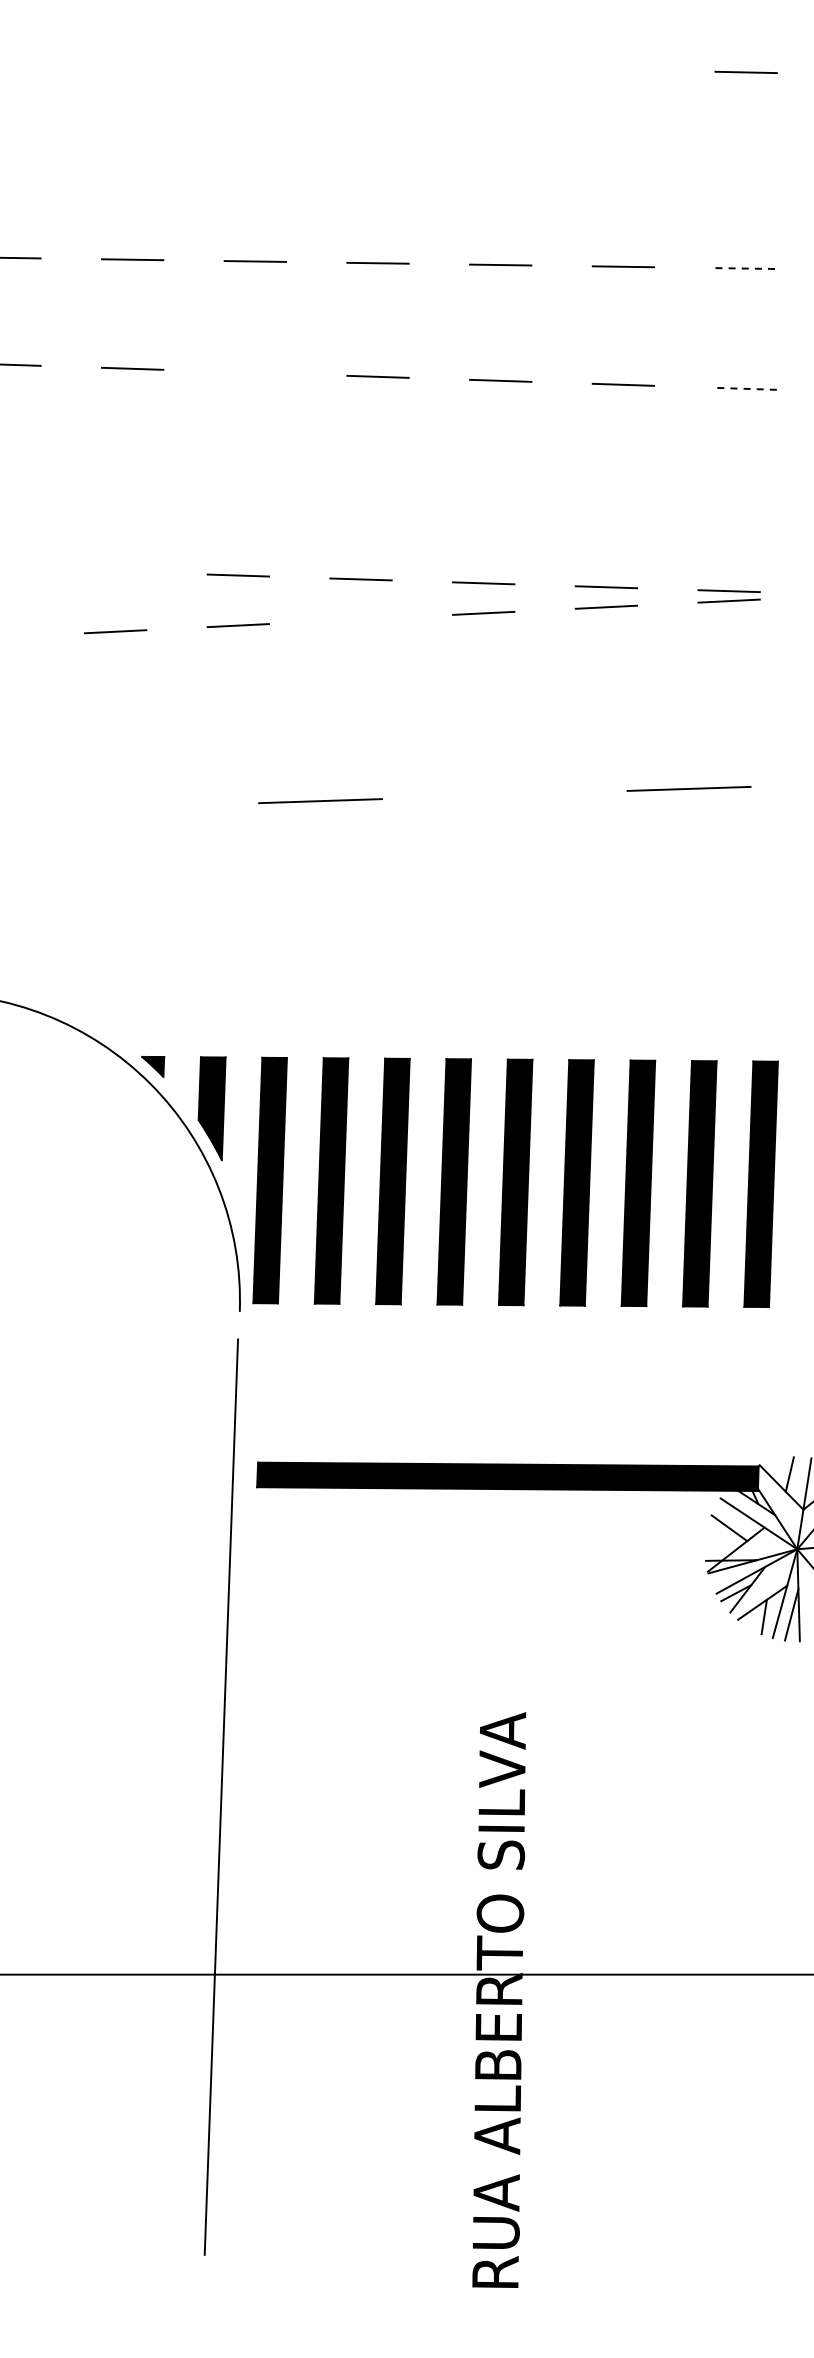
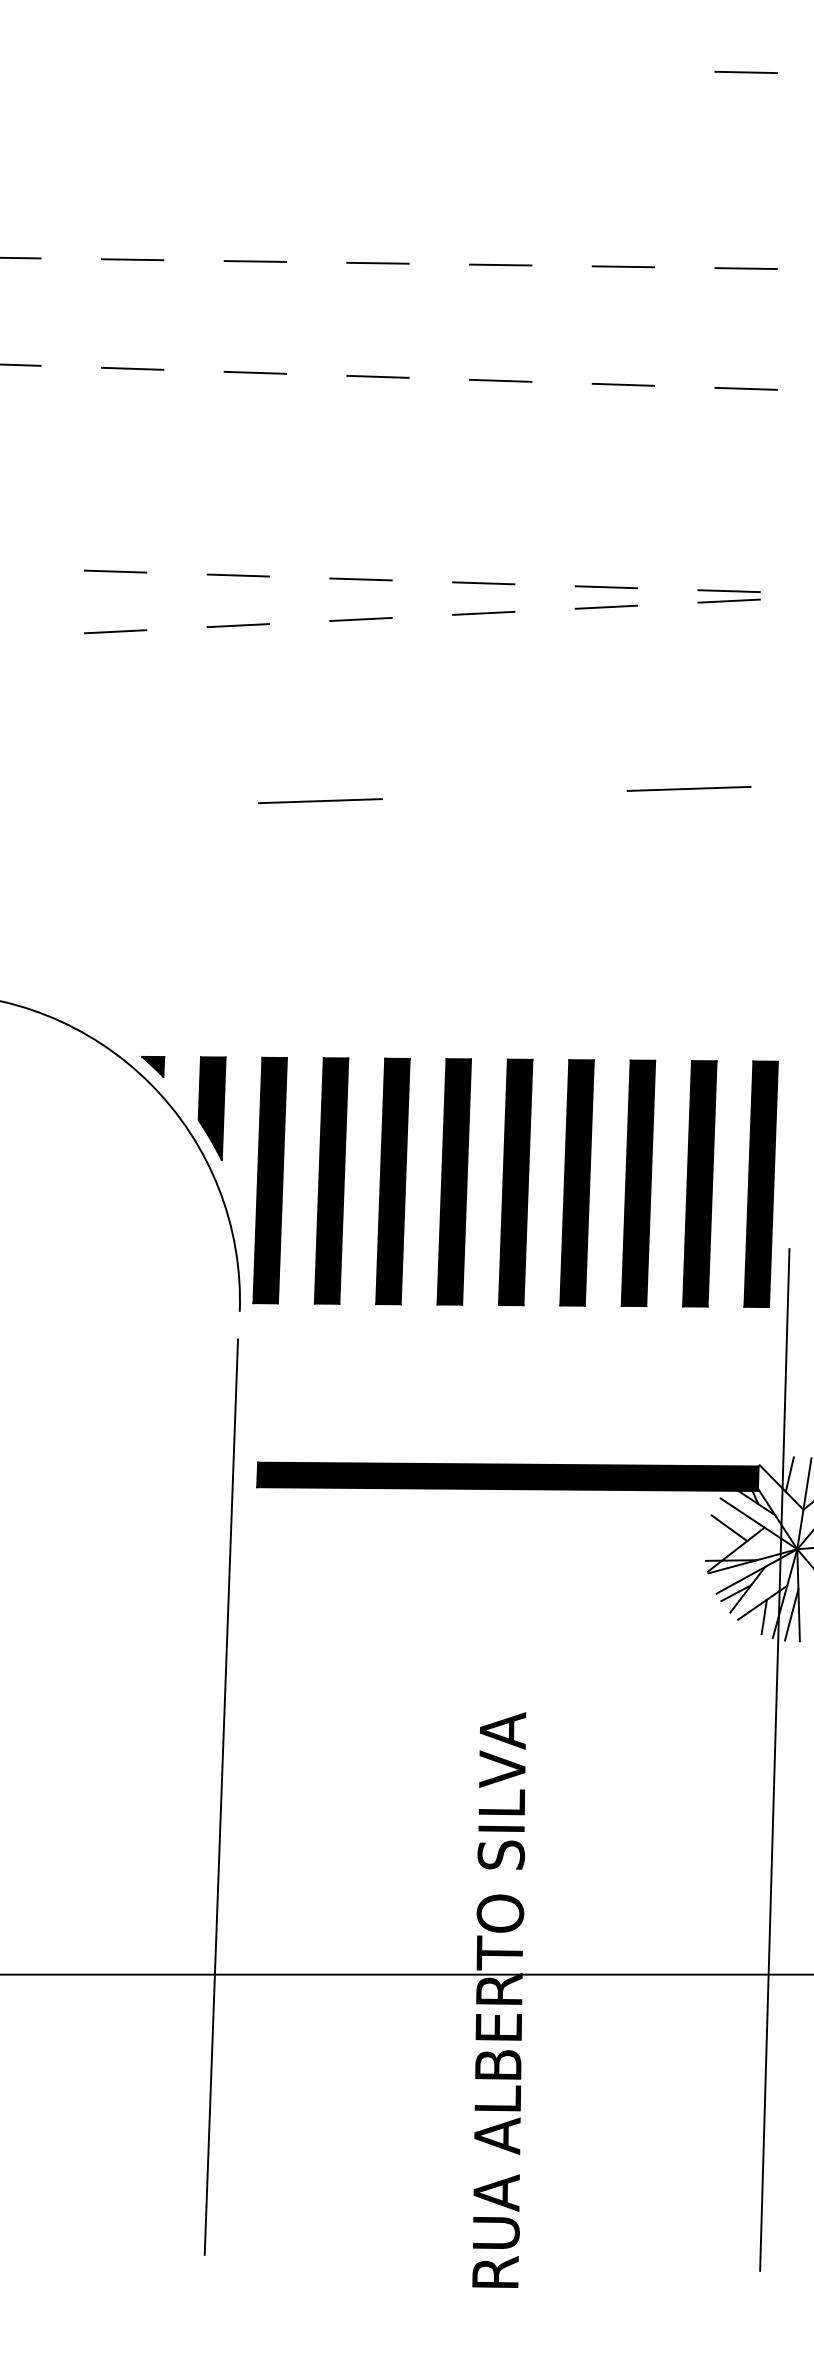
line: dashed -> solid (746, 268)
line: none -> present (254, 372)
line: dashed -> solid (746, 388)
line: none -> present (115, 571)
line: none -> present (360, 619)
line: none -> present (774, 1759)
